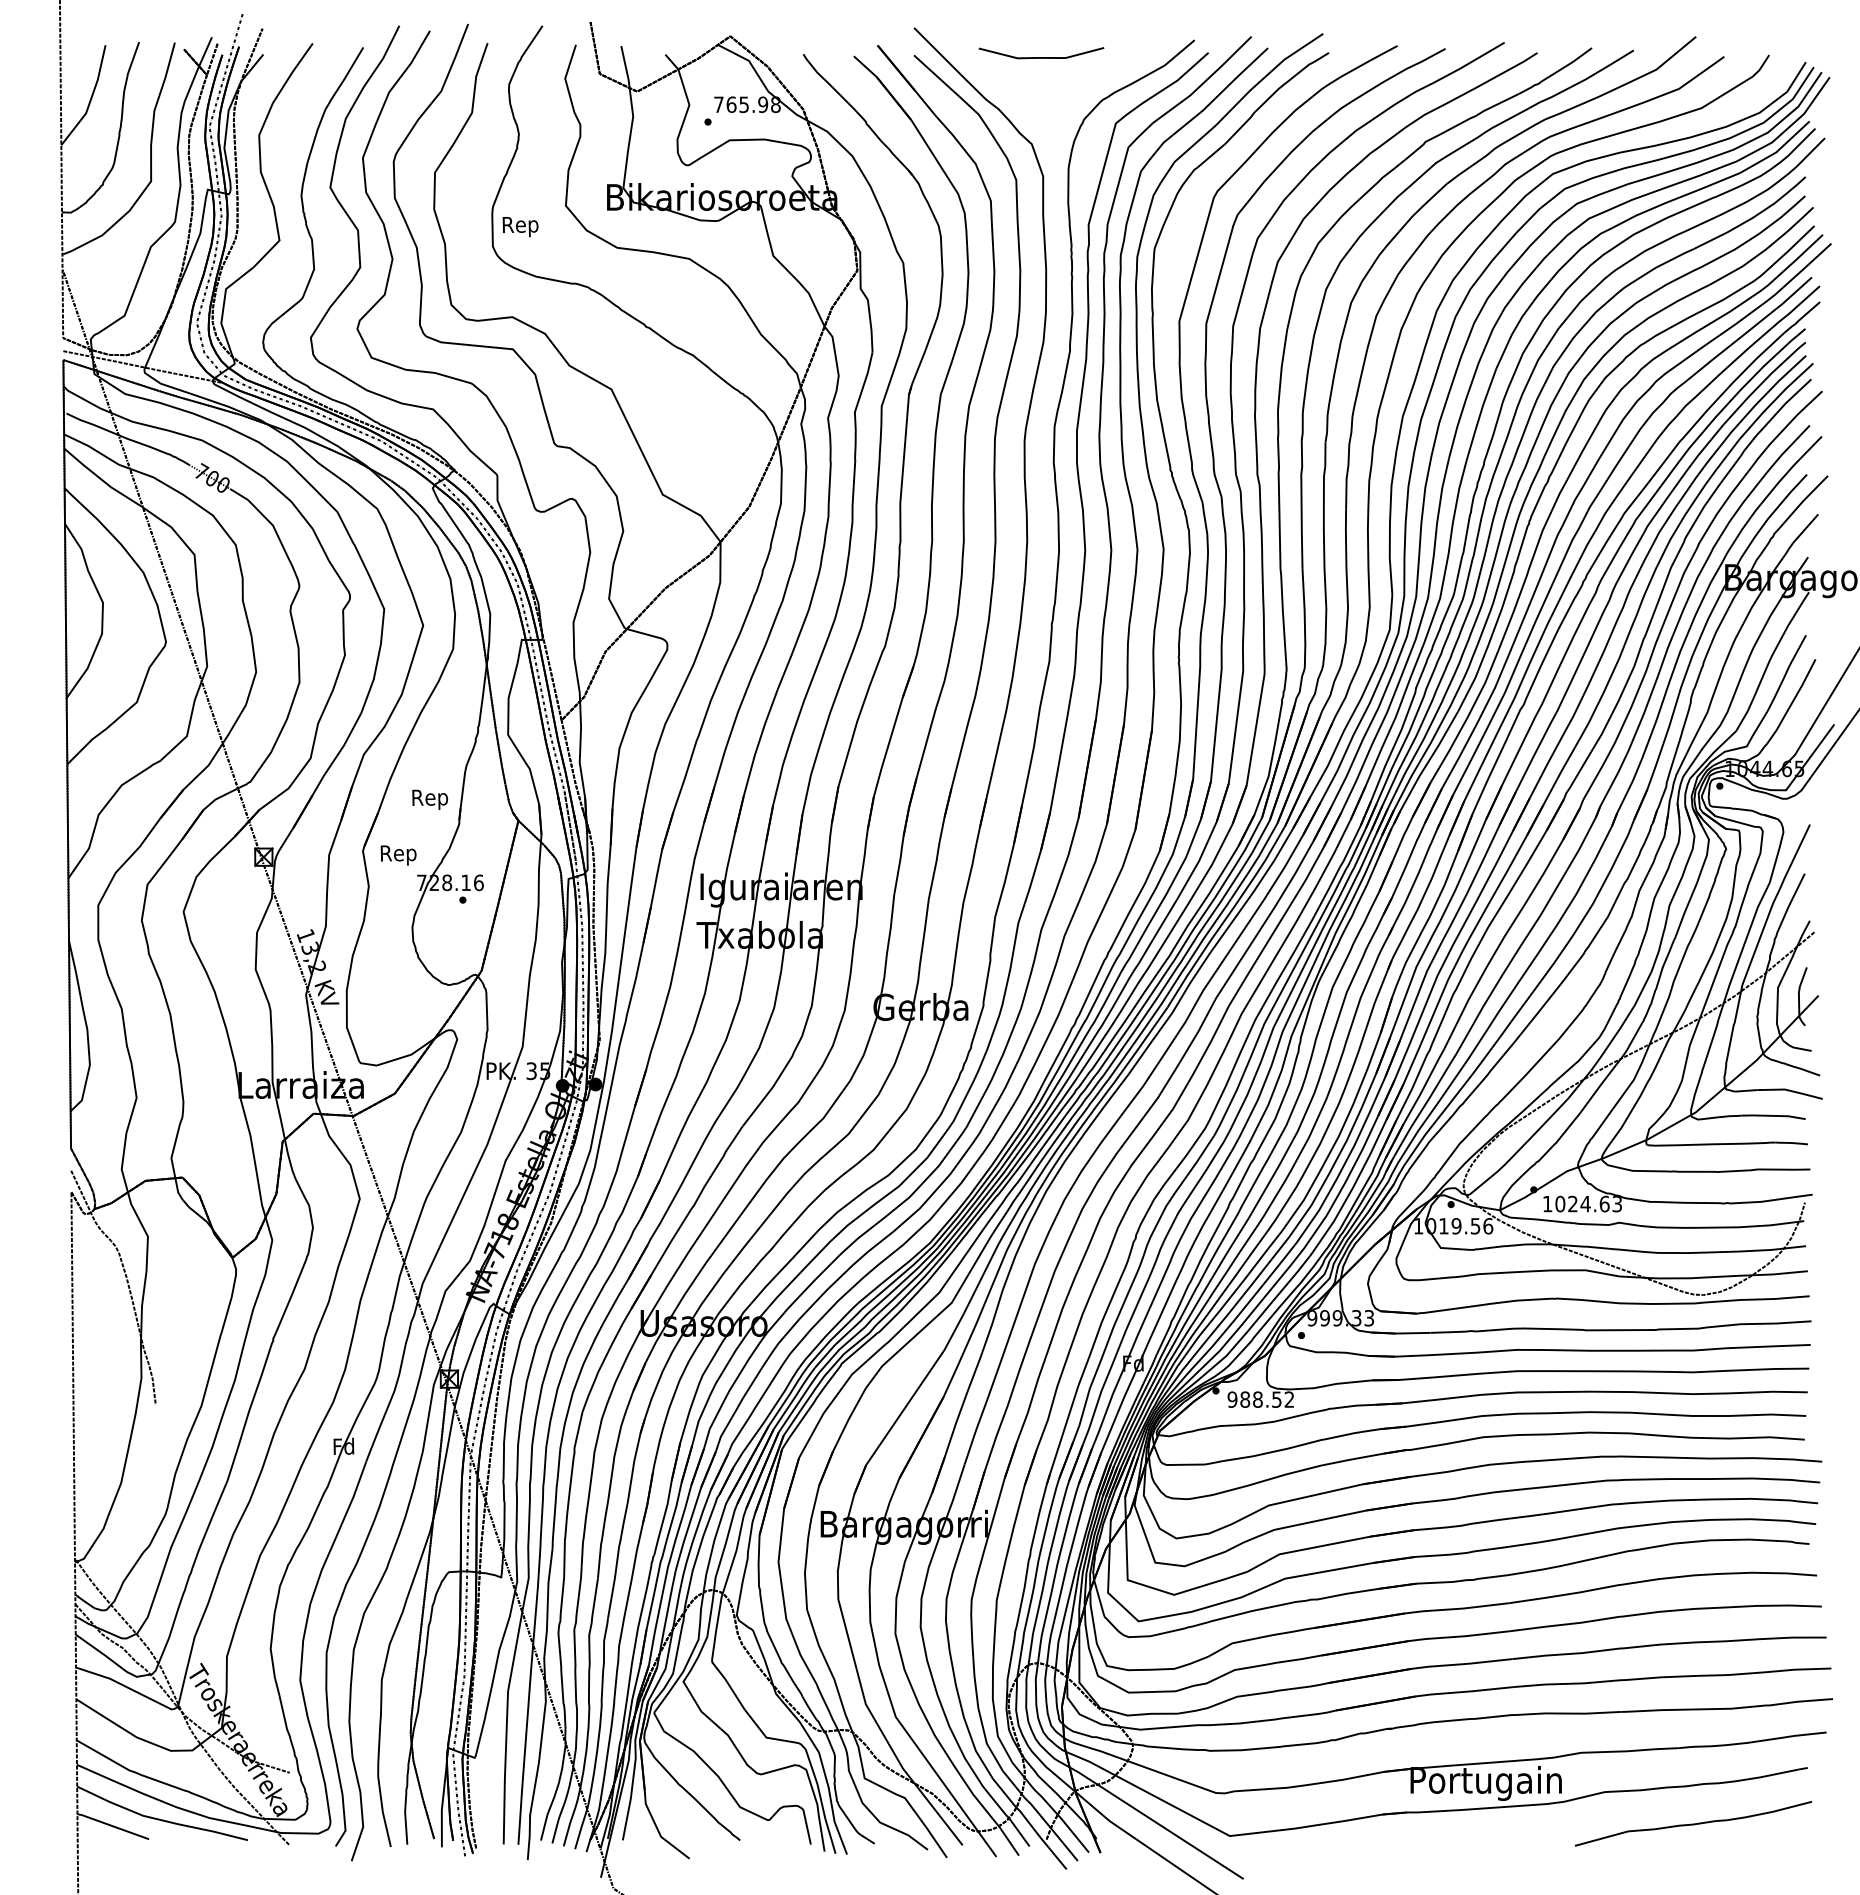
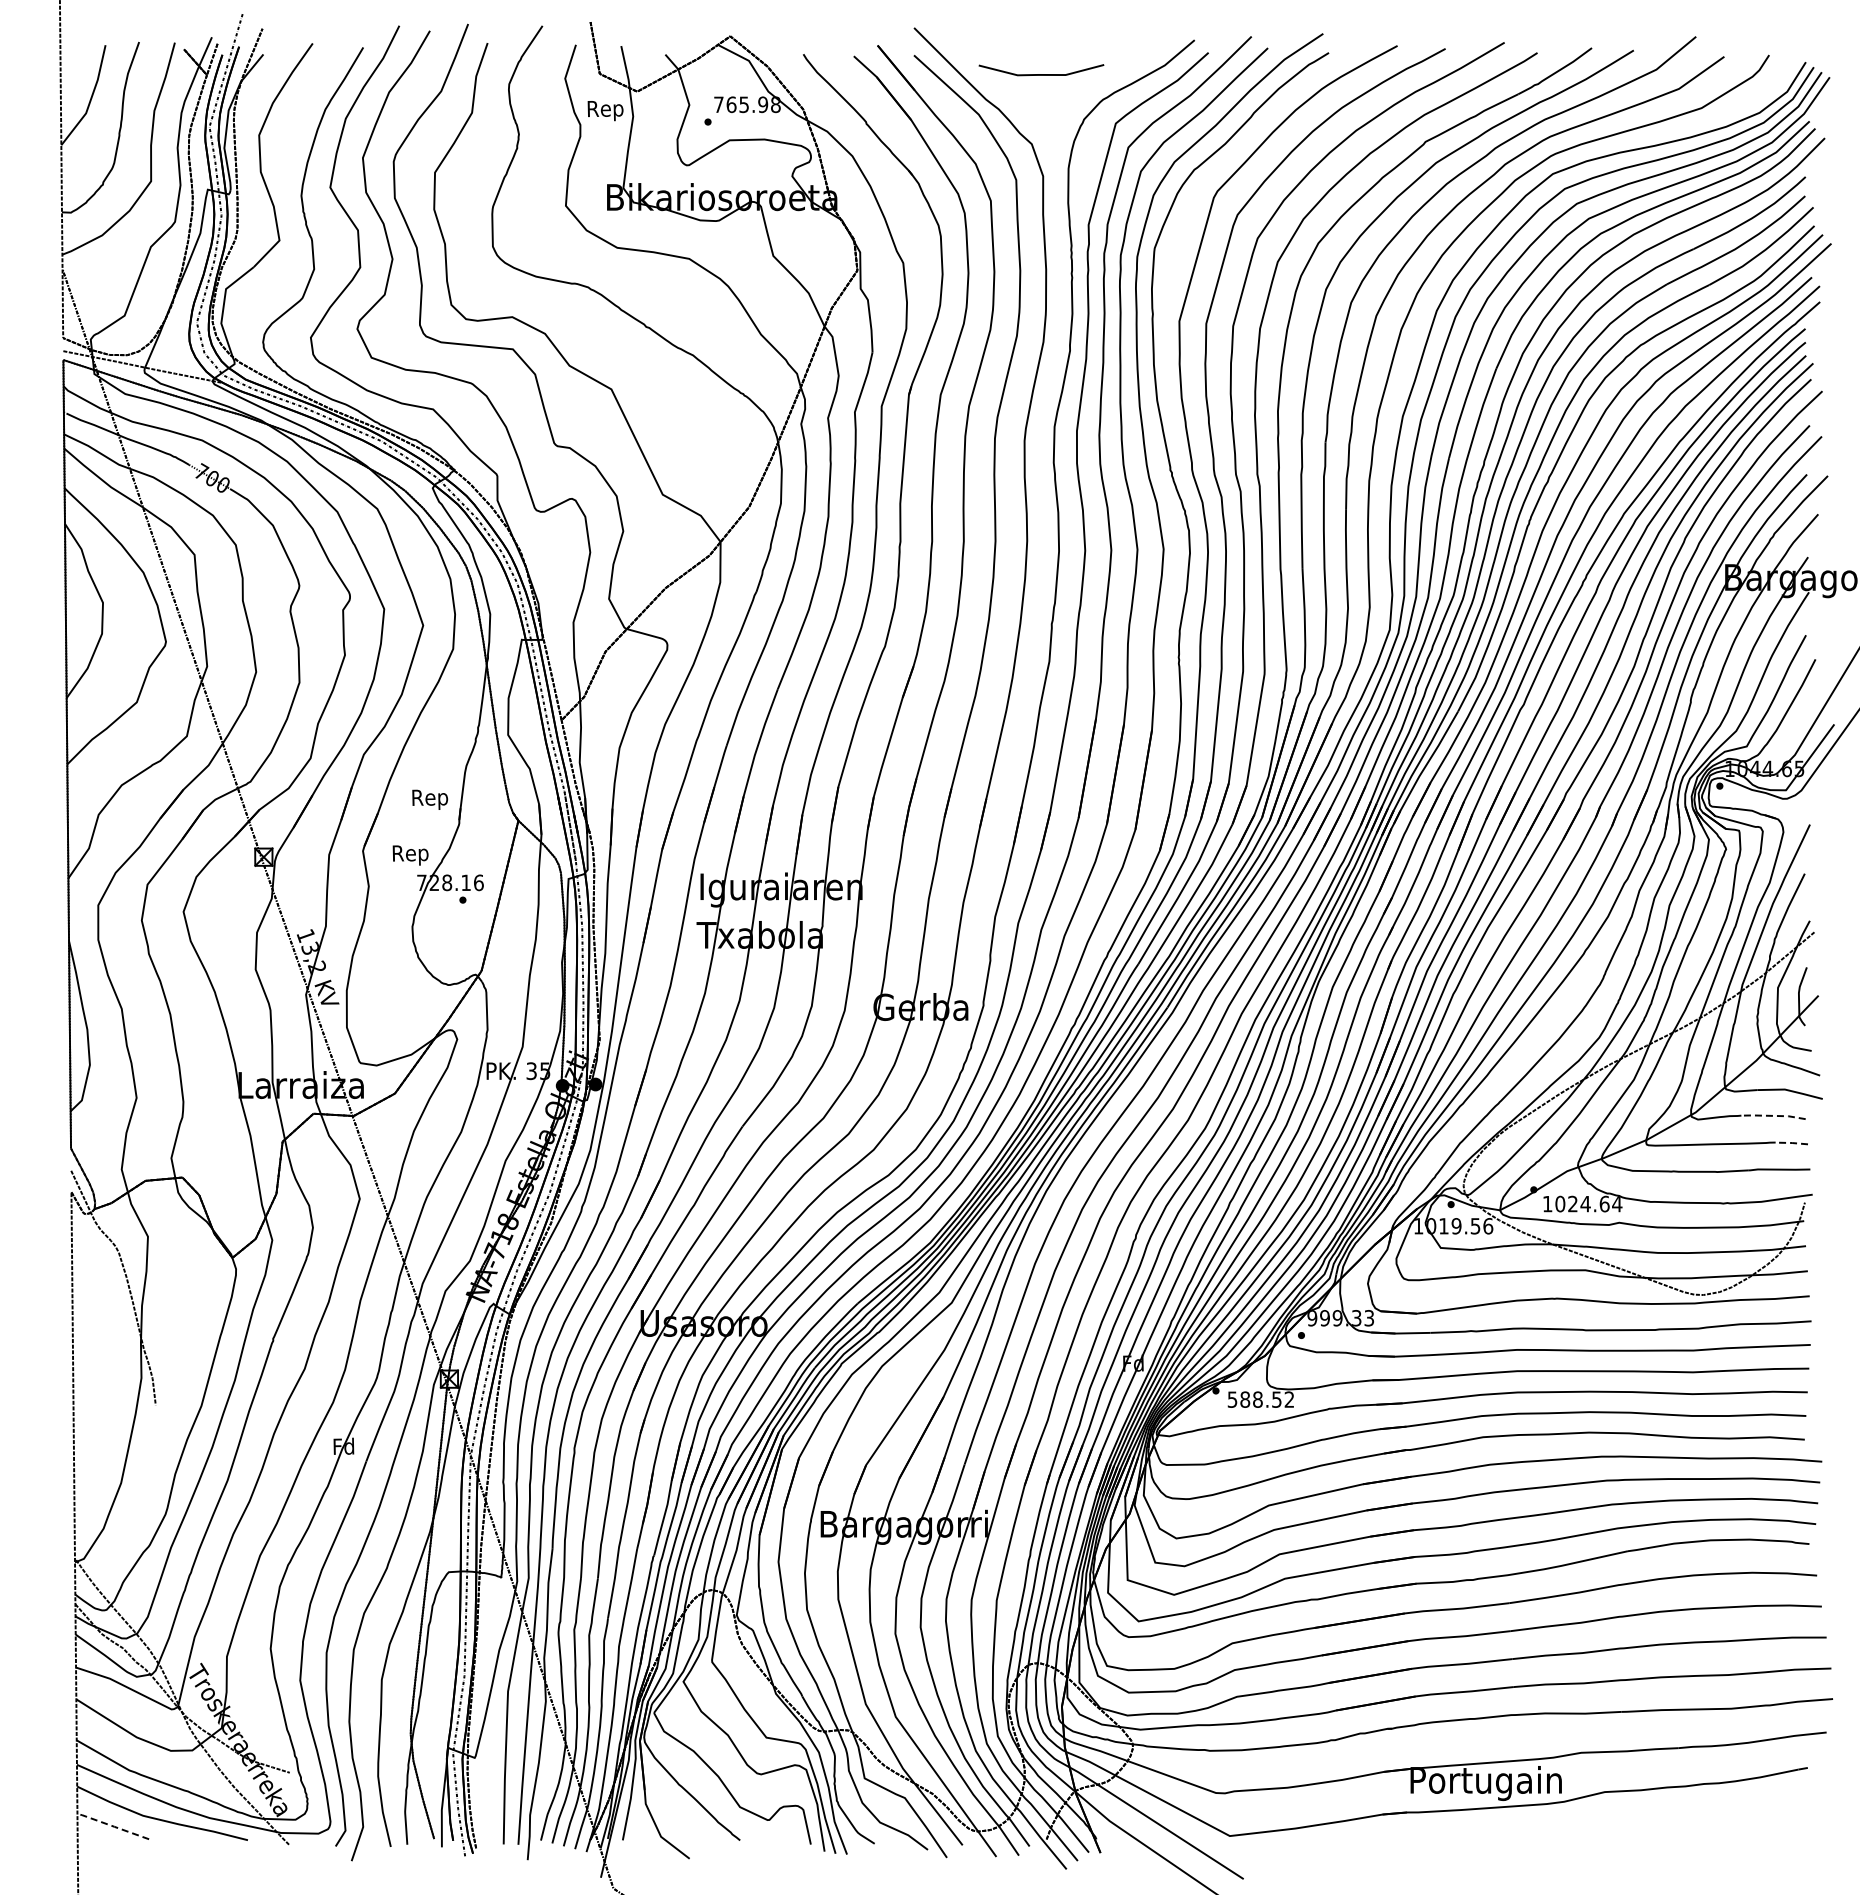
line position: (1041, 57) -> (1041, 74) (1041, 74)
text position: (520, 227) -> (605, 111) (605, 111)
text position: (398, 855) -> (410, 855) (410, 855)
line: solid -> dashed (1773, 1115)
line: solid -> dashed (1791, 1143)
text: 1024.63 -> 1024.64 (1617, 1204)
text: 988.52 -> 588.52 (1232, 1399)
part: present -> none (1692, 1823)
line: solid -> dashed (112, 1826)
